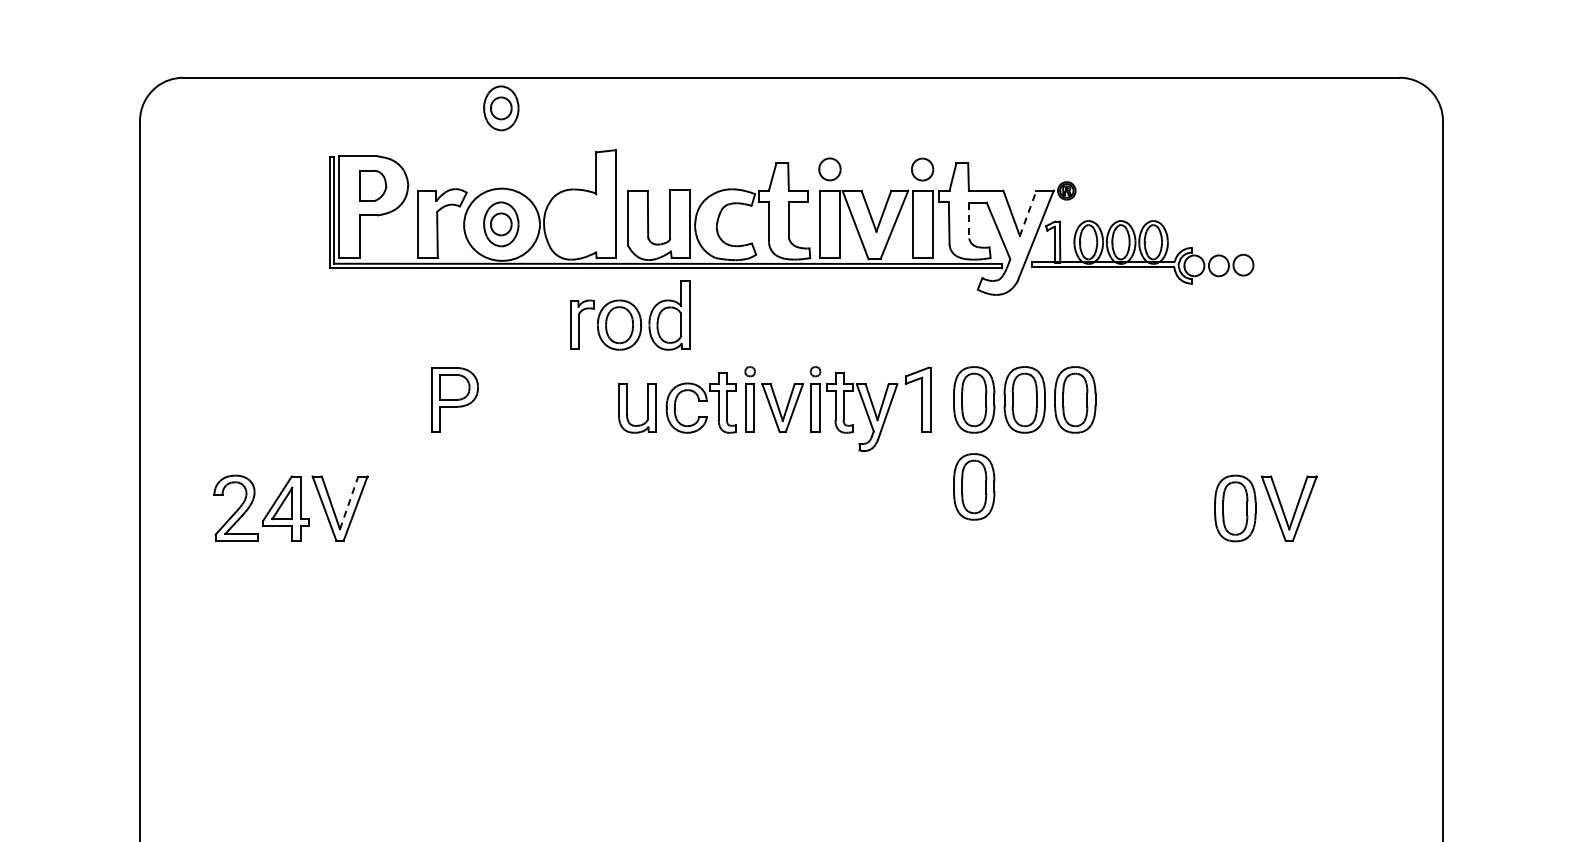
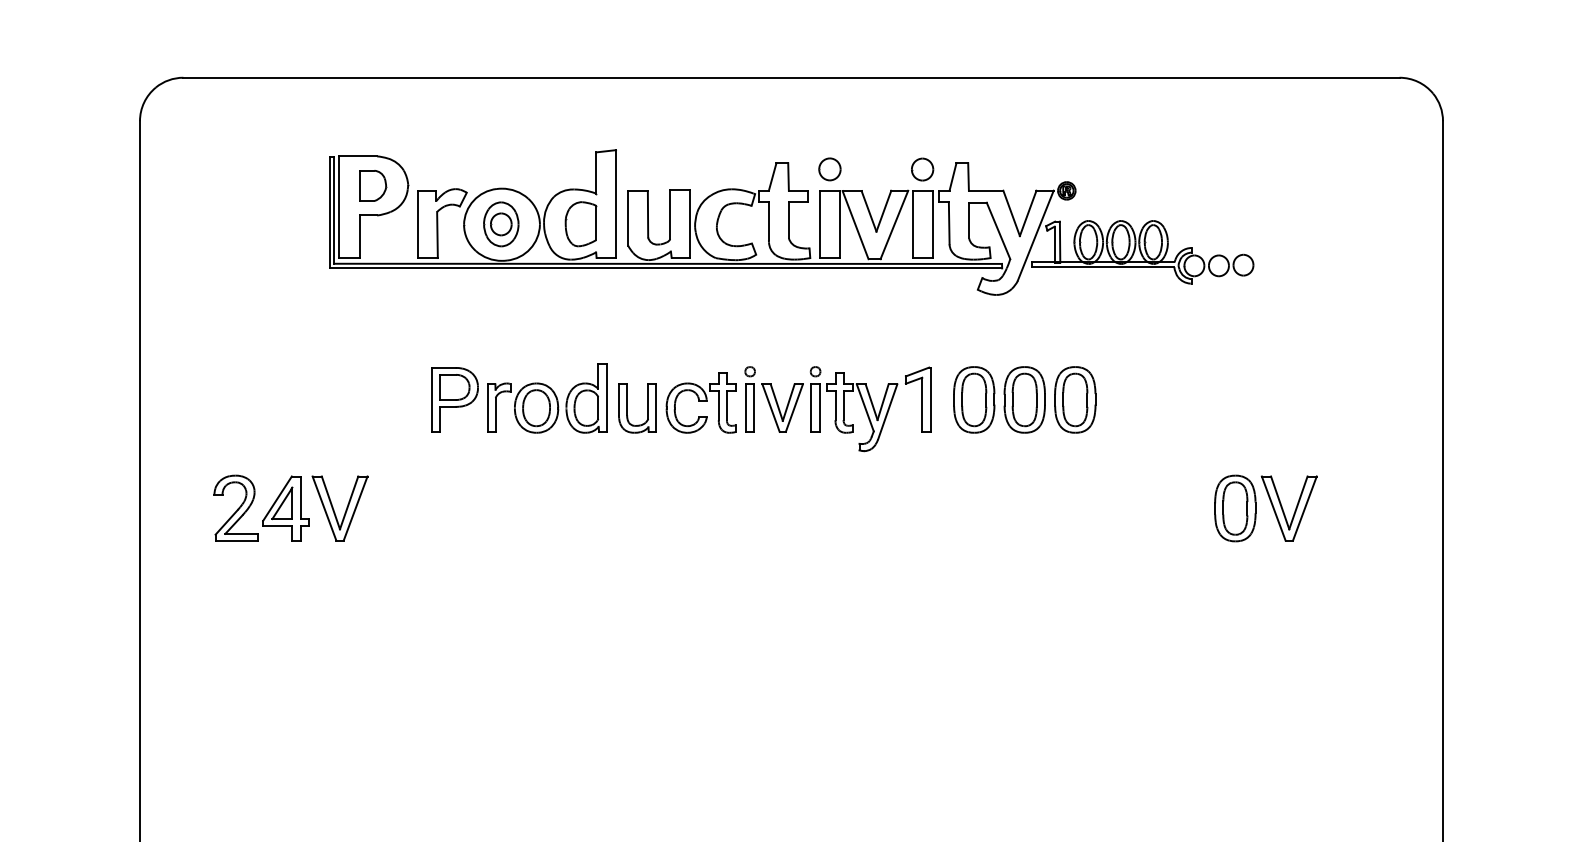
part: present -> none (501, 108)
line: dashed -> solid (1028, 212)
line: dashed -> solid (969, 220)
part: none -> present (580, 224)
part position: (630, 315) -> (547, 398) (547, 398)
part: present -> none (974, 486)
line: dashed -> solid (349, 502)
